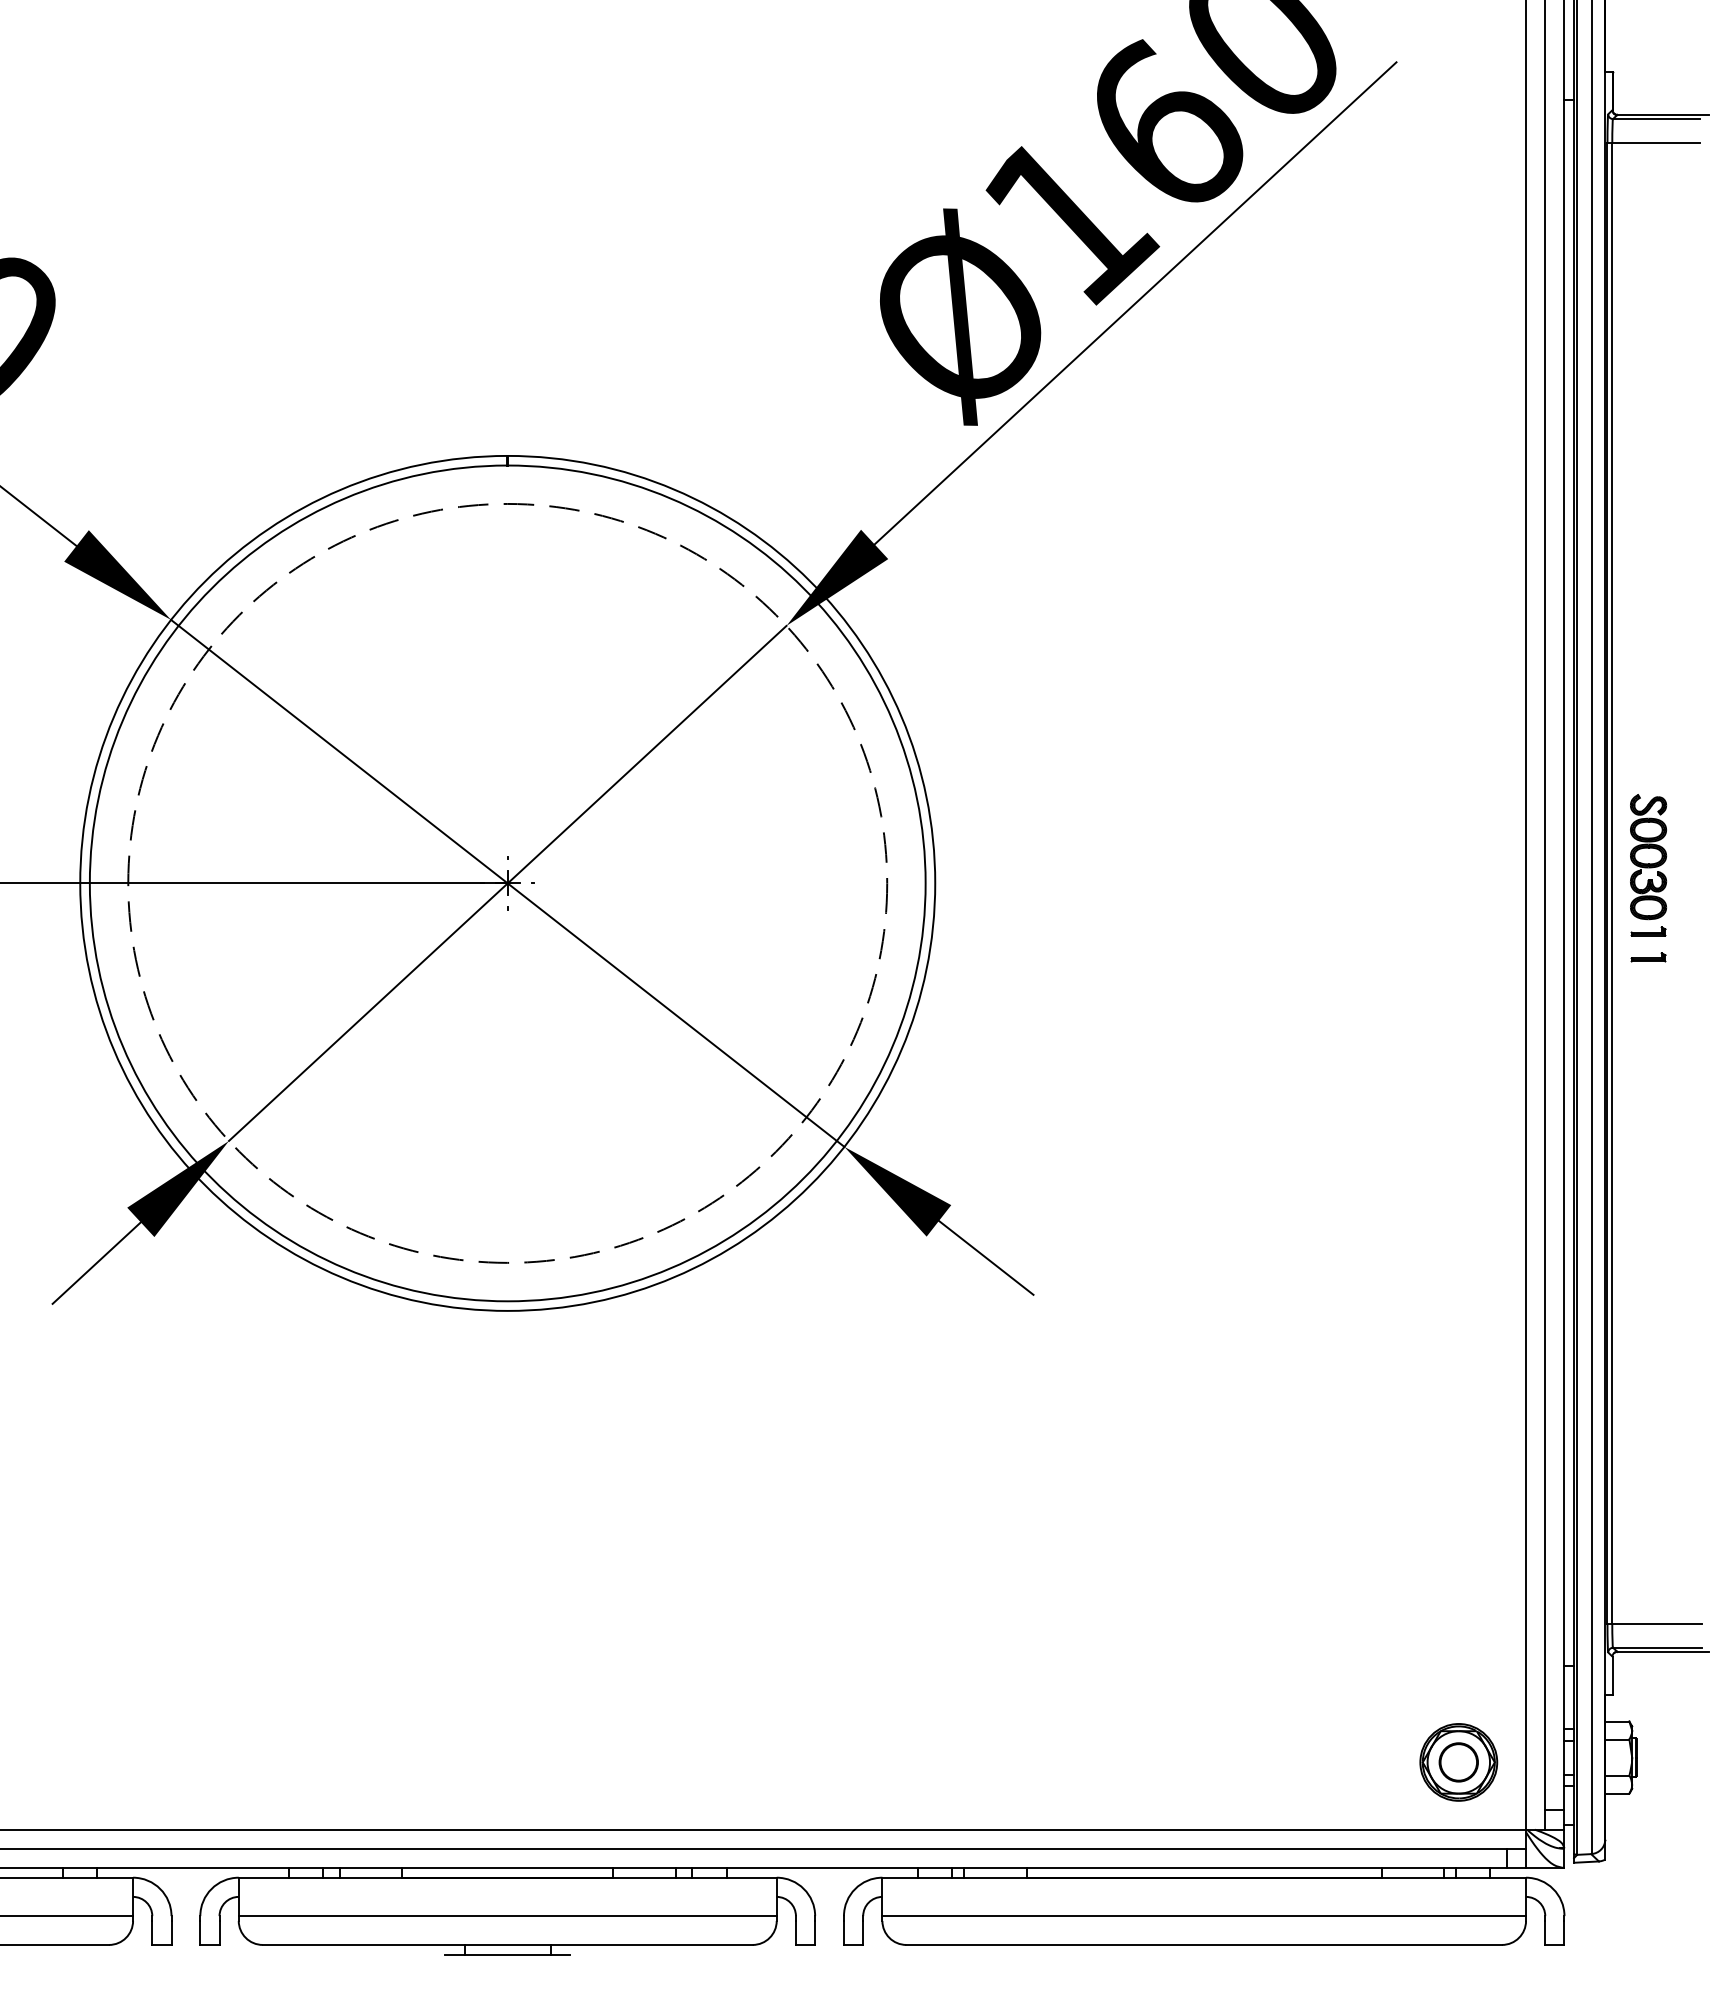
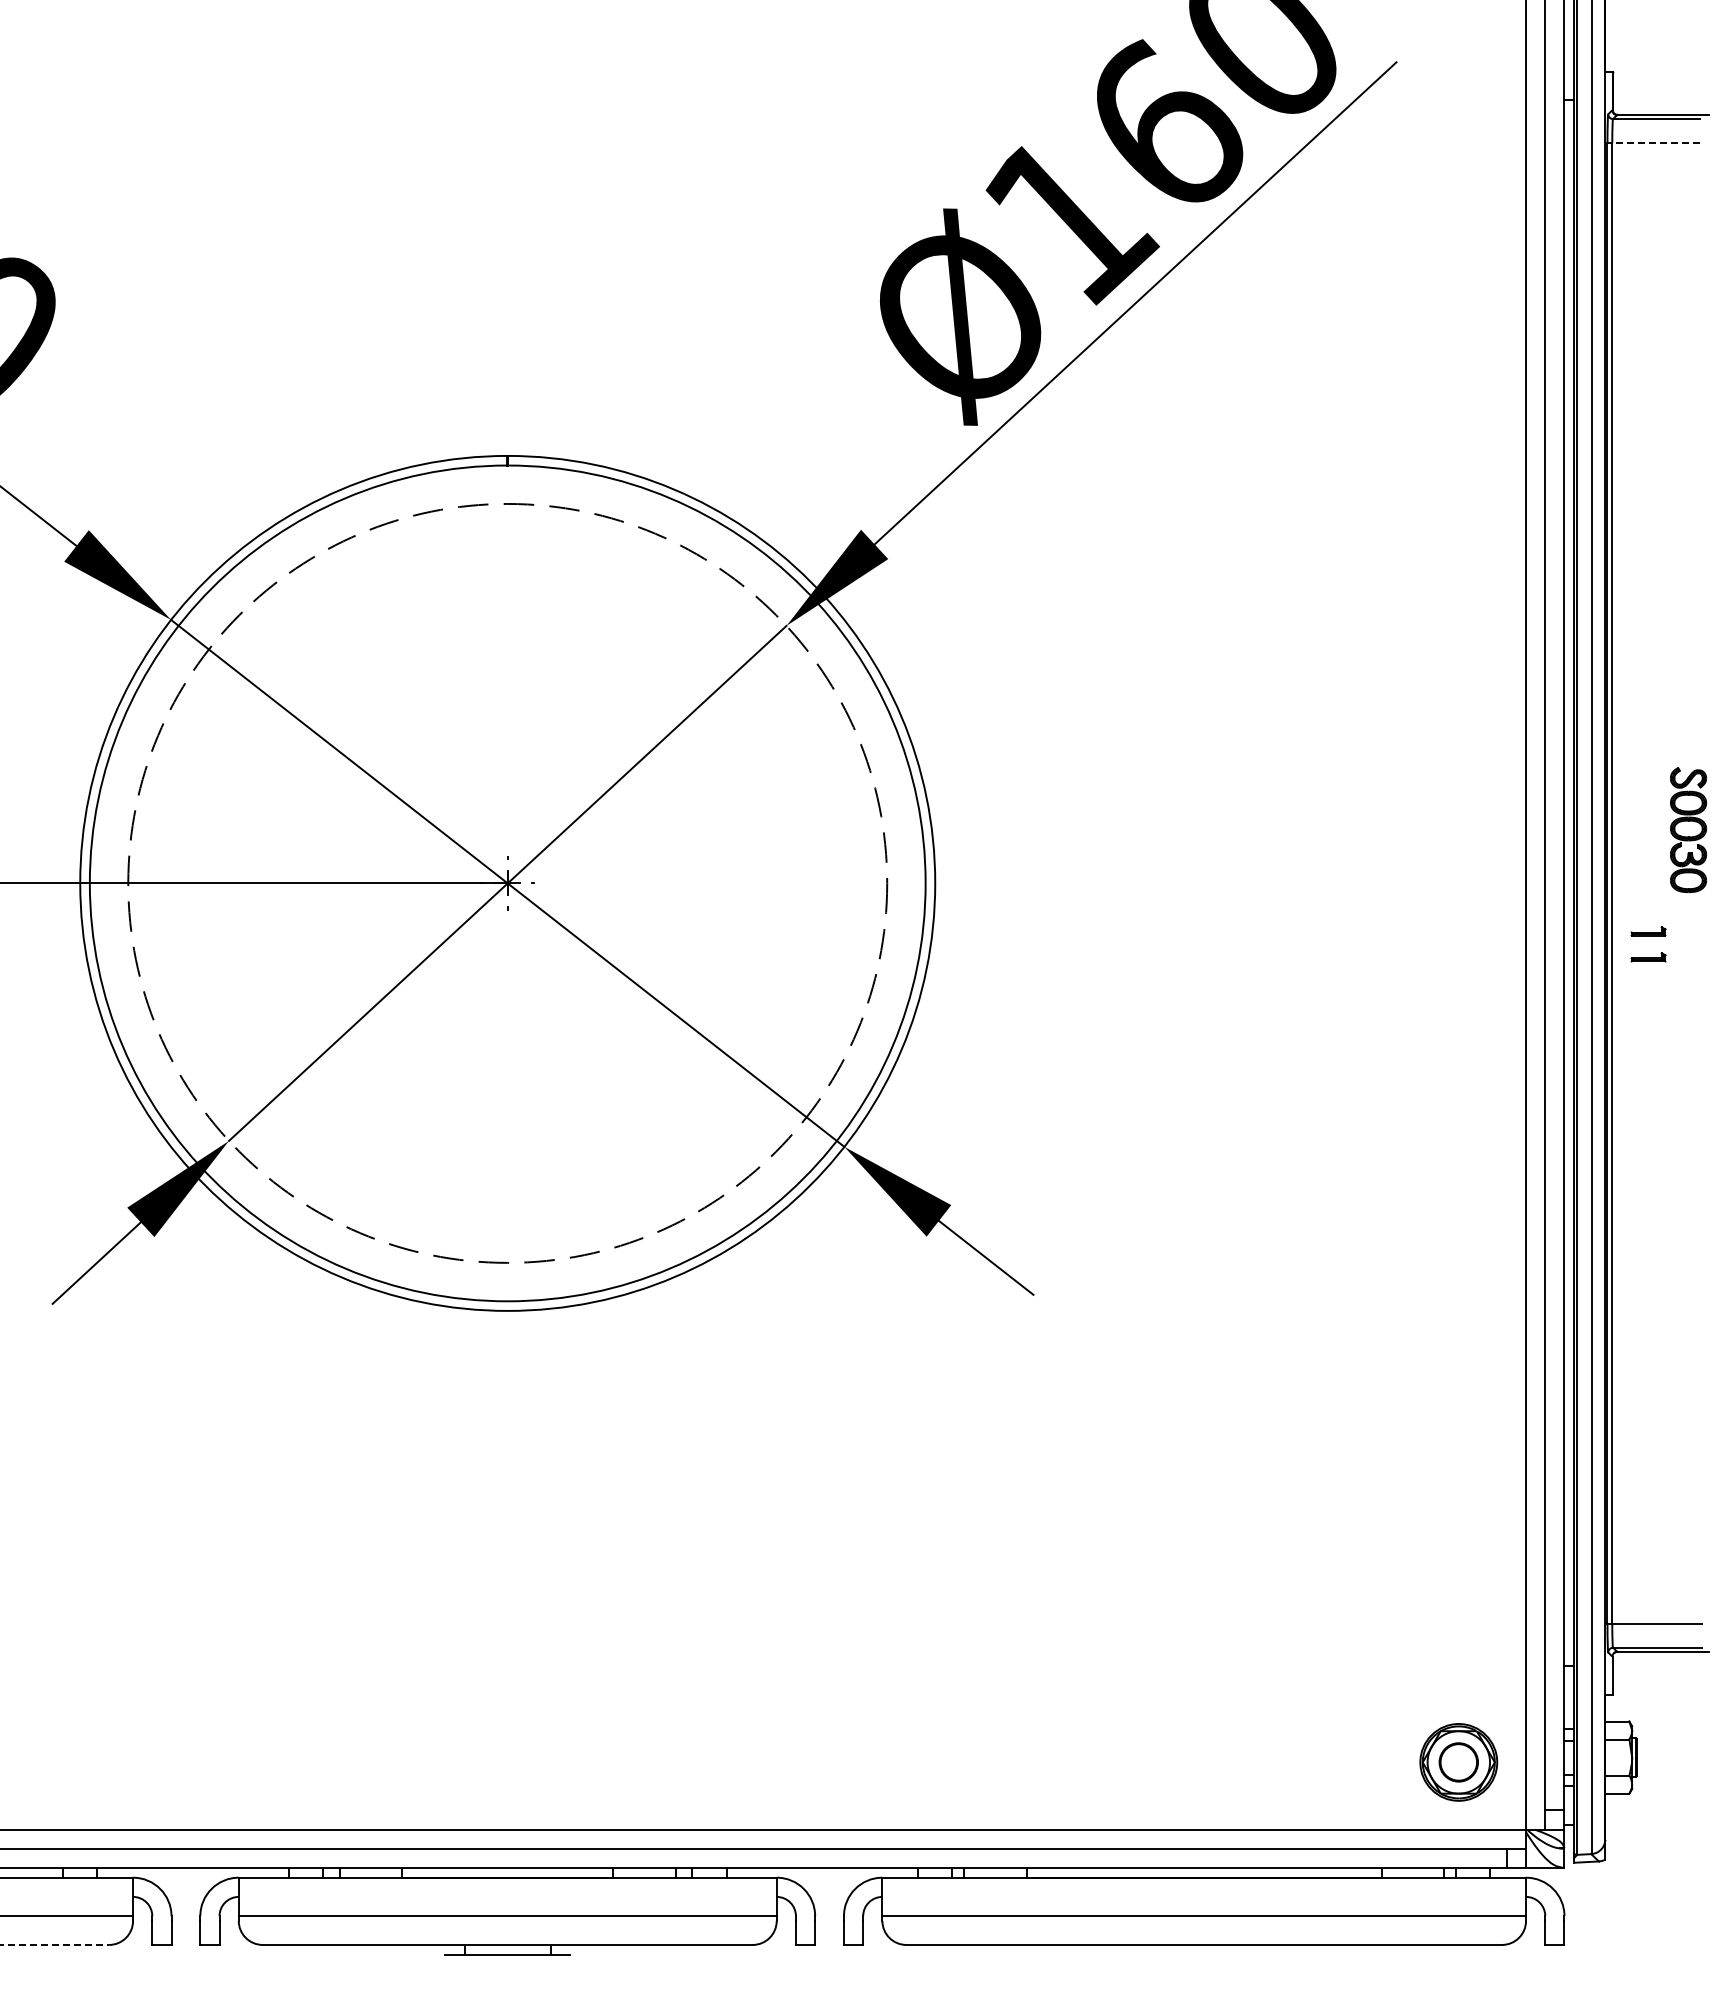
line: solid -> dashed (1656, 143)
part position: (1648, 857) -> (1688, 830) (1688, 830)
line: solid -> dashed (55, 1944)
